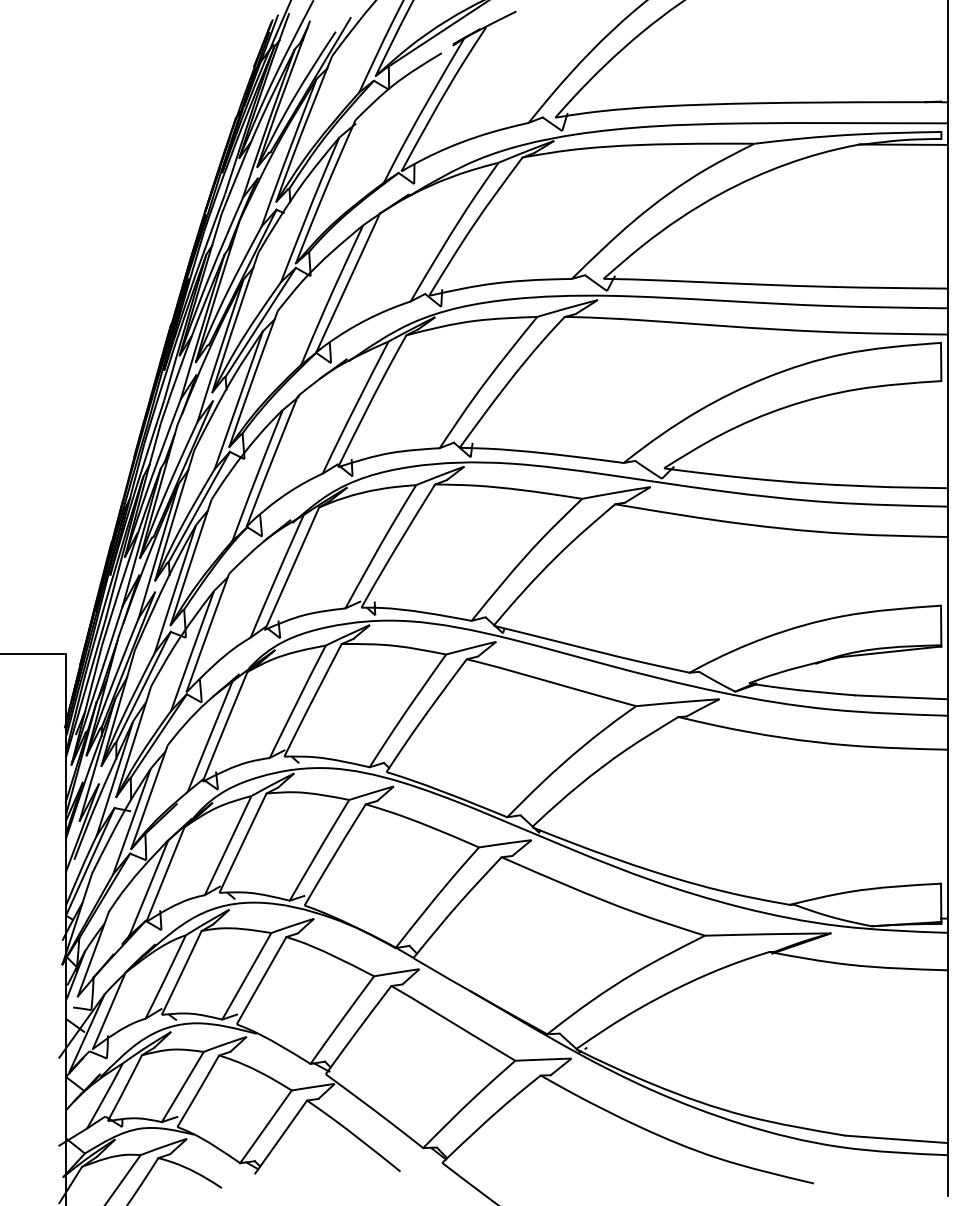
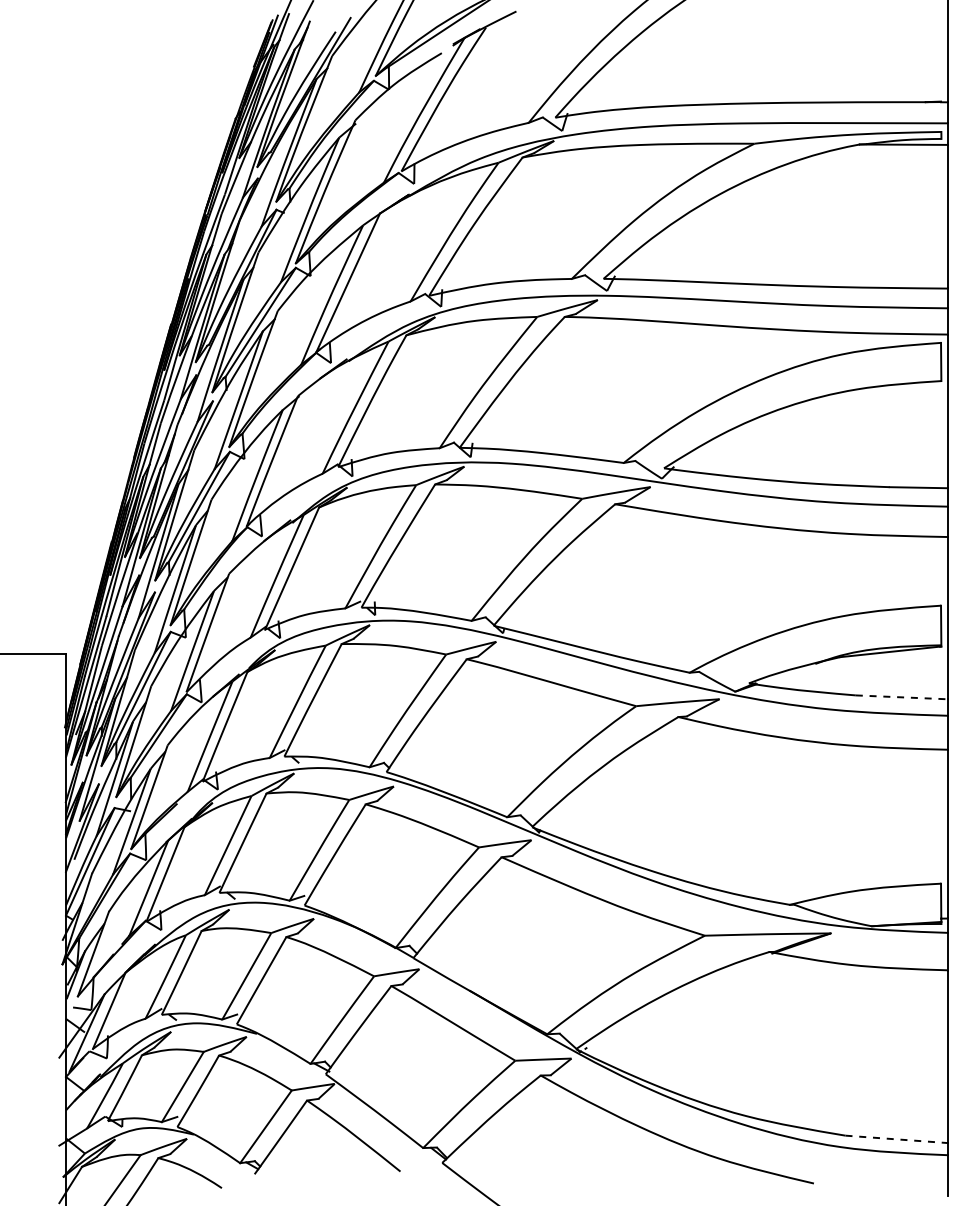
line: solid -> dashed (901, 697)
line: solid -> dashed (897, 1139)
